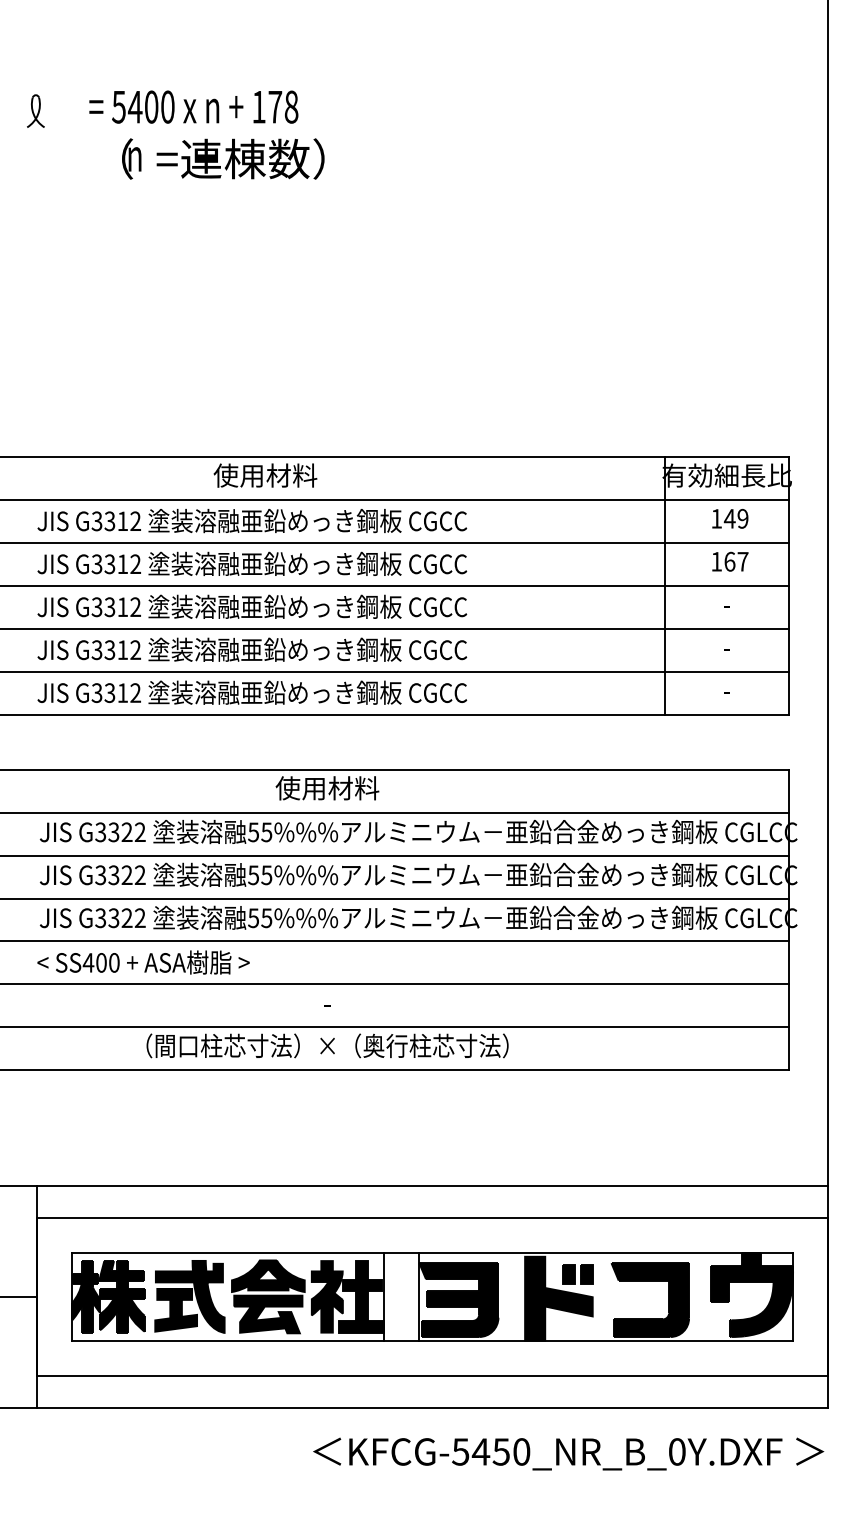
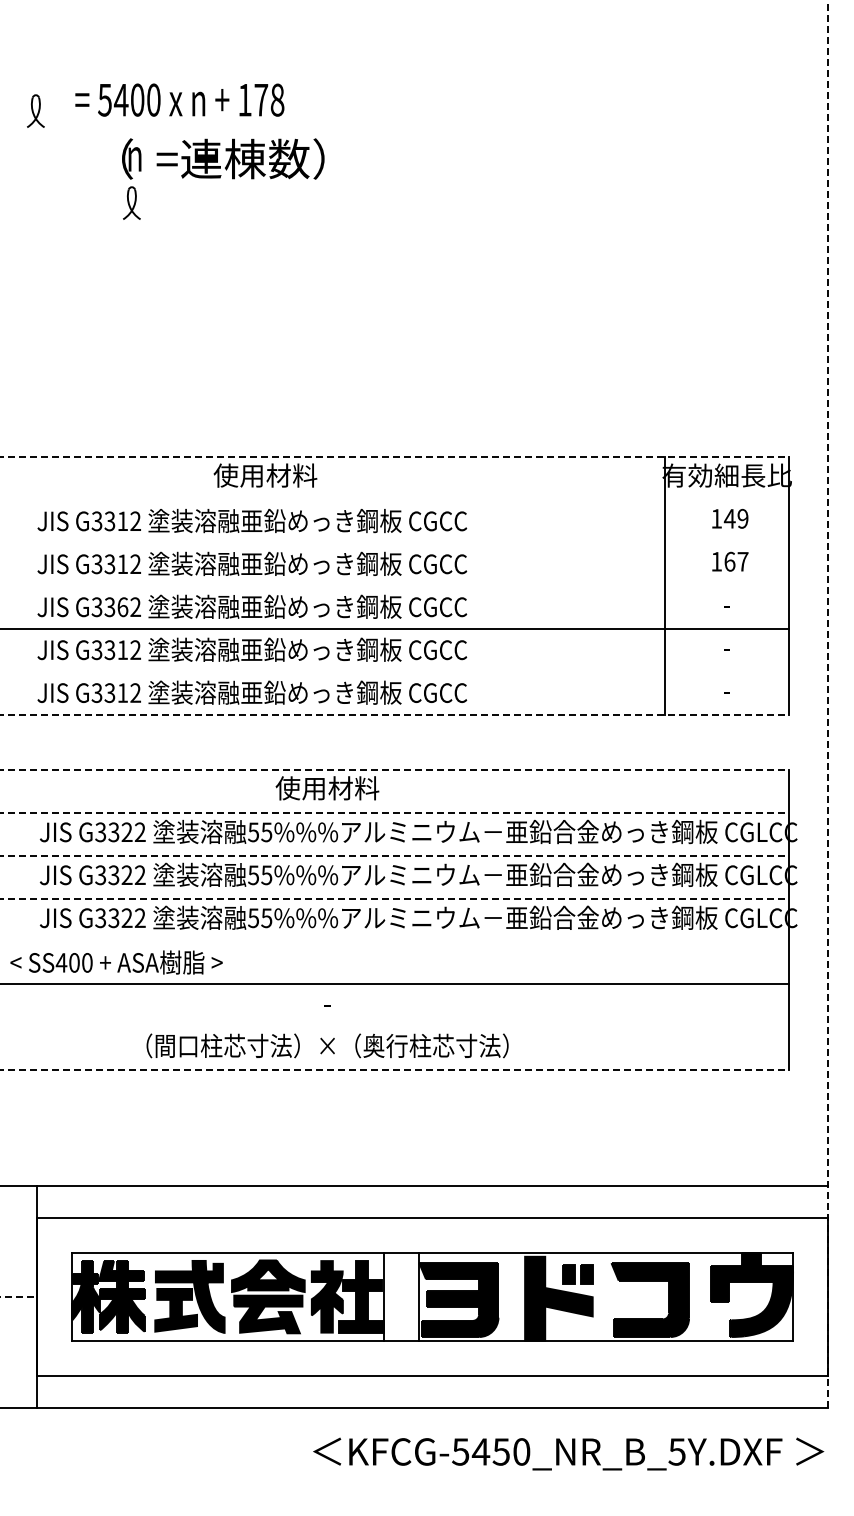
text position: (193, 106) -> (179, 99) (179, 99)
part: none -> present (131, 202)
line: solid -> dashed (395, 456)
line: present -> none (395, 499)
line: present -> none (395, 542)
line: present -> none (395, 585)
text: G3312 -> G3362 (122, 607)
line: present -> none (395, 671)
line: solid -> dashed (828, 704)
line: solid -> dashed (395, 714)
line: solid -> dashed (395, 769)
line: solid -> dashed (395, 812)
line: solid -> dashed (395, 855)
line: solid -> dashed (395, 898)
line: present -> none (395, 941)
text position: (143, 962) -> (116, 962) (116, 962)
line: present -> none (395, 1027)
line: solid -> dashed (395, 1070)
line: solid -> dashed (19, 1296)
text: KFCG-5450_NR_B_0Y.DXF -> KFCG-5450_NR_B_5Y.DXF (676, 1451)
